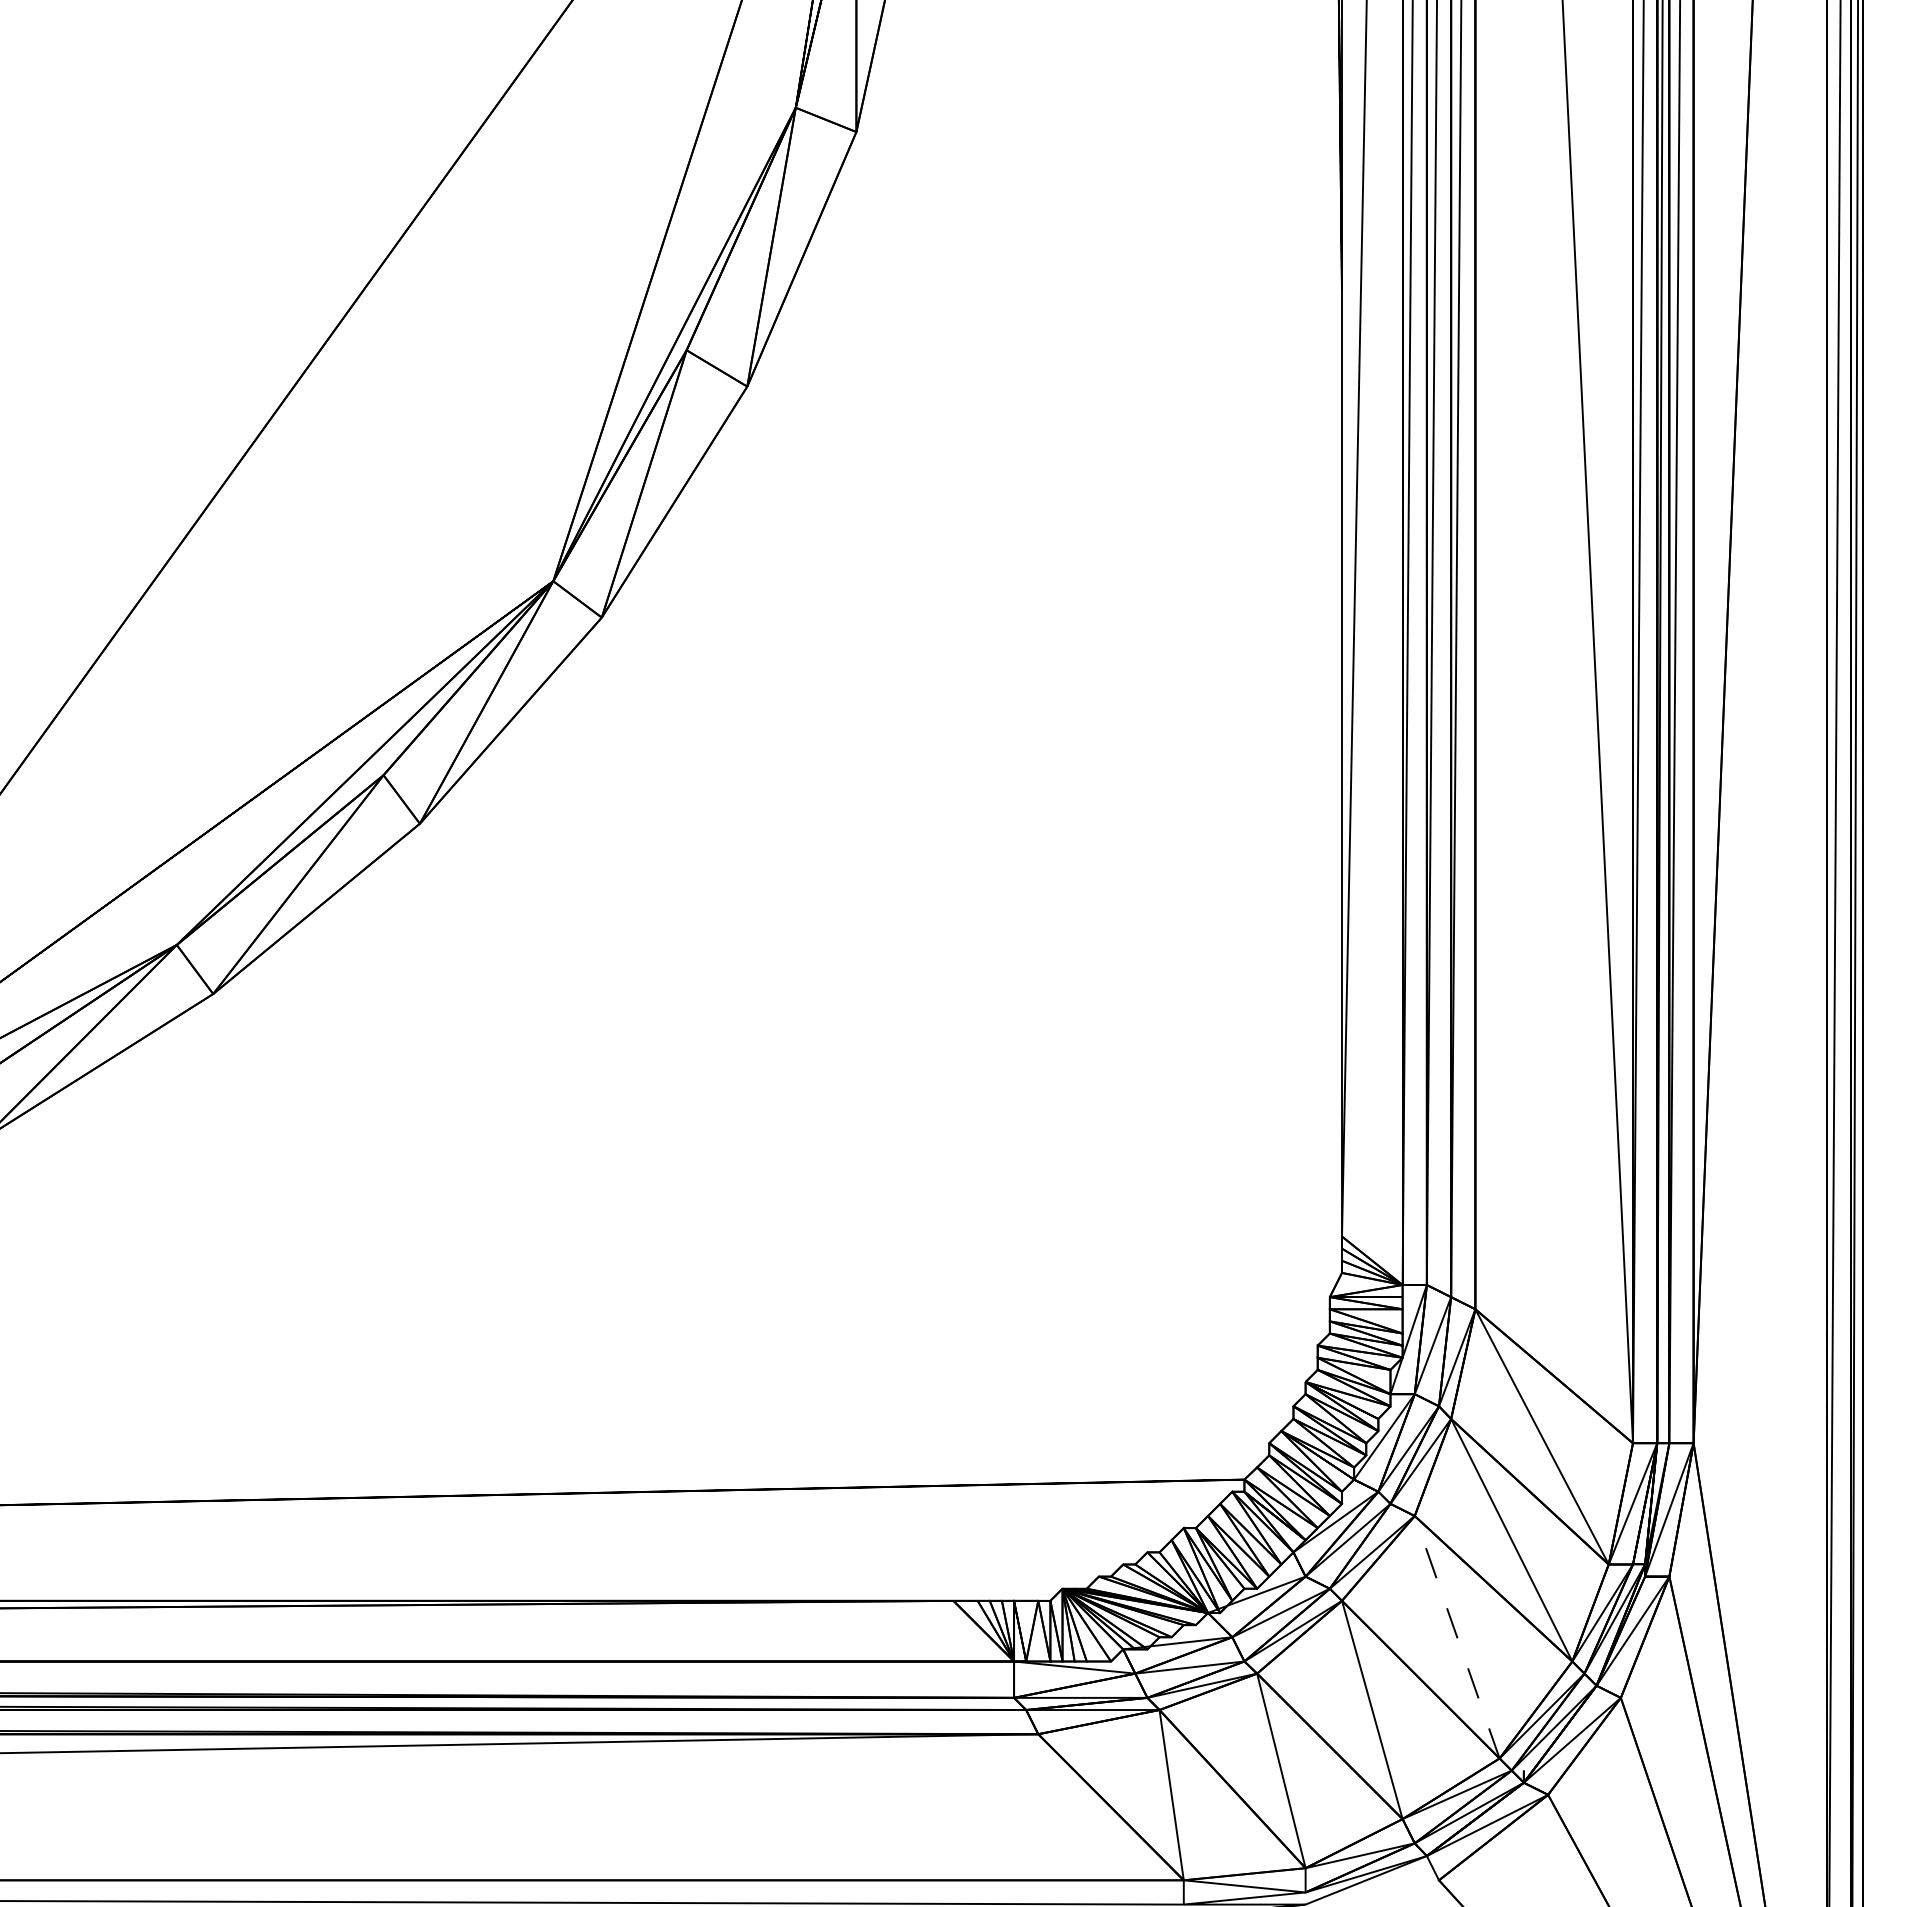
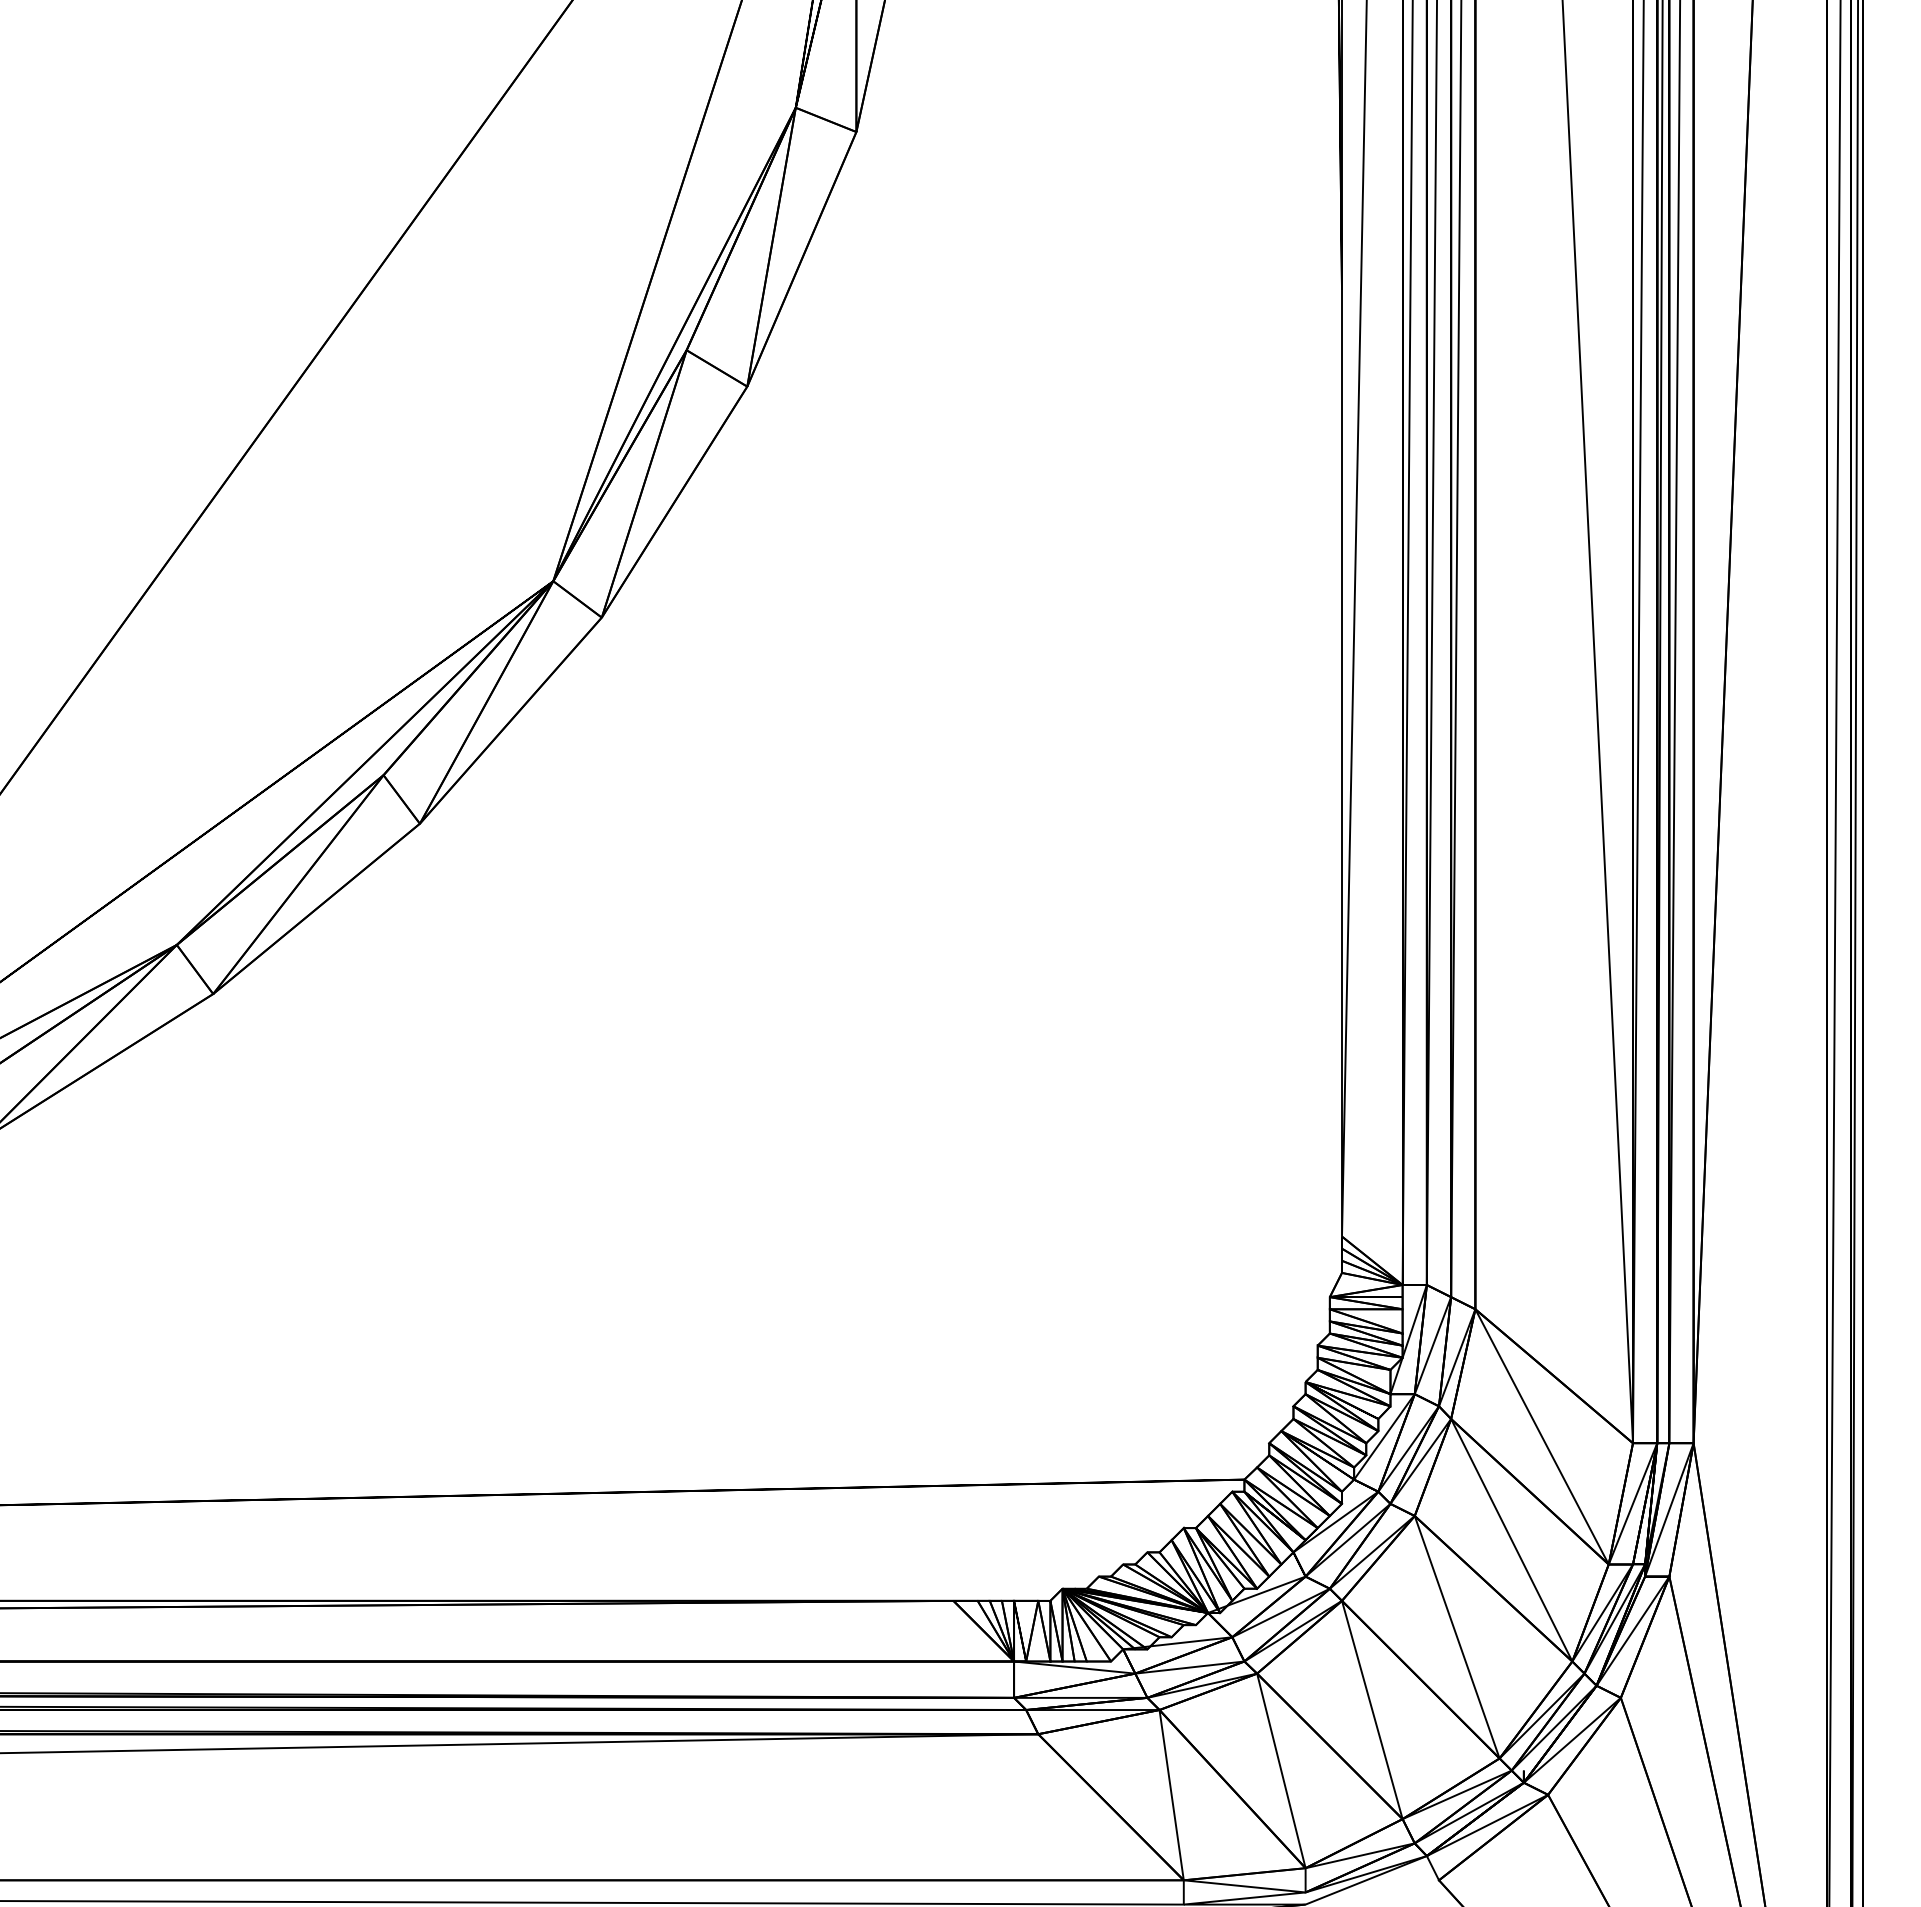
line: dashed -> solid (1449, 1614)
